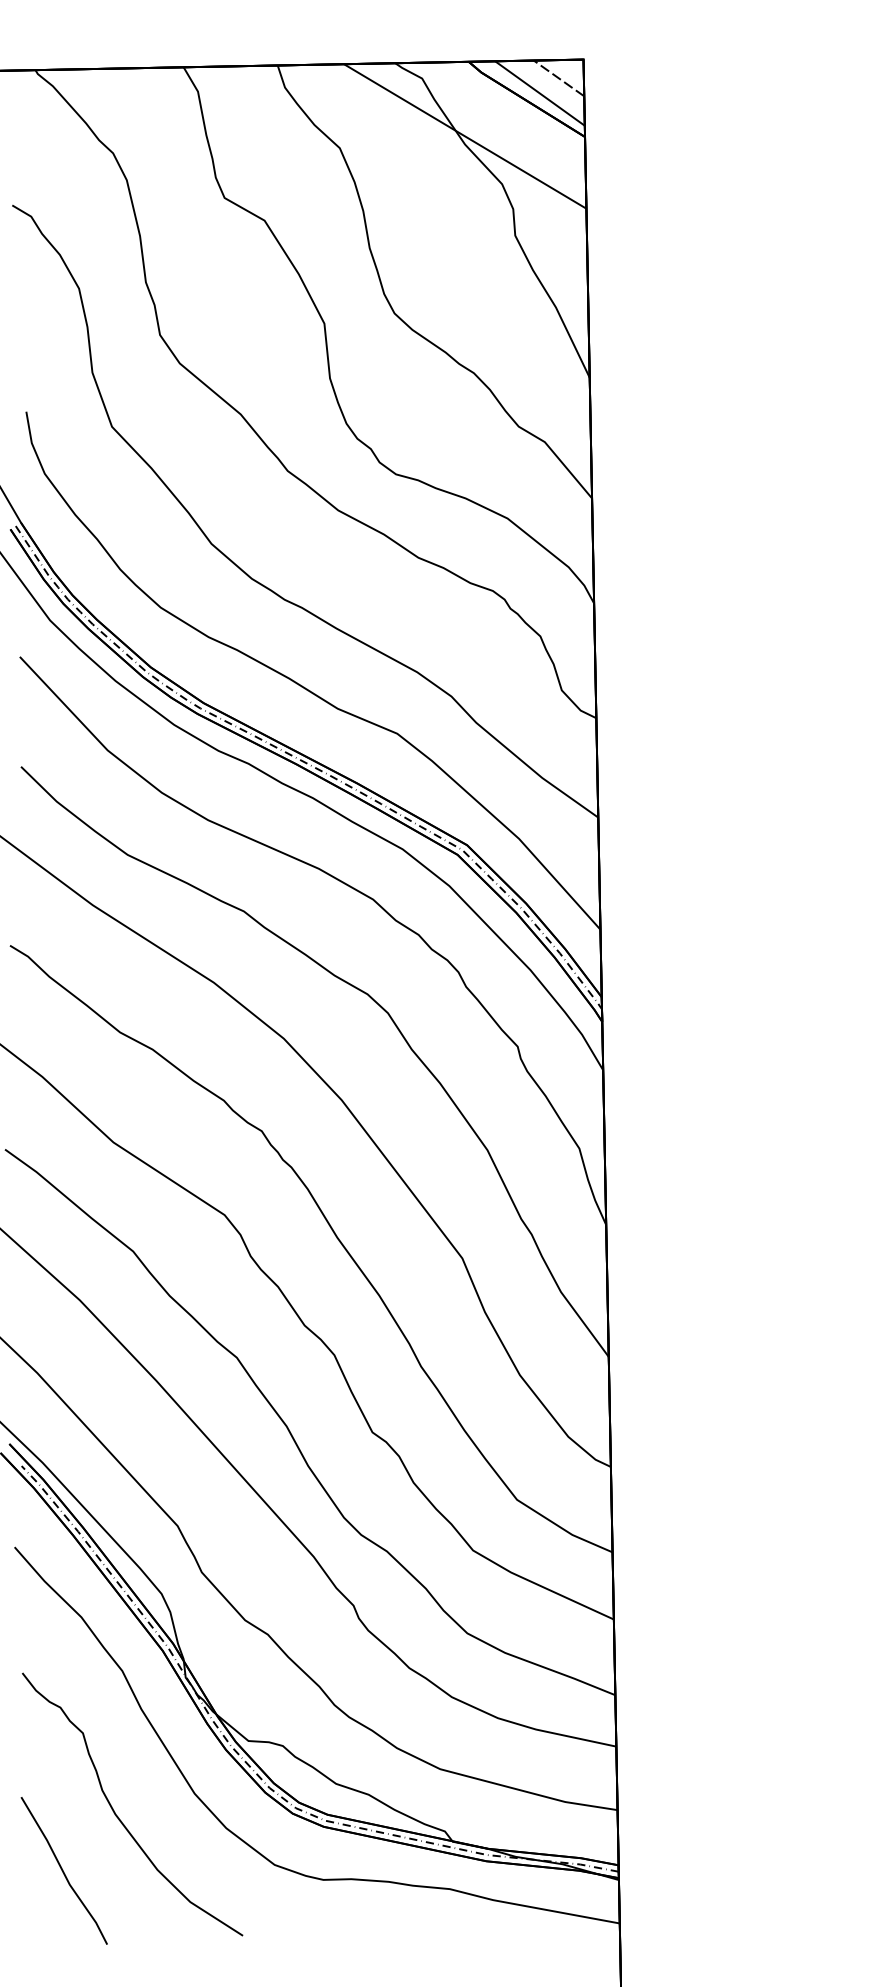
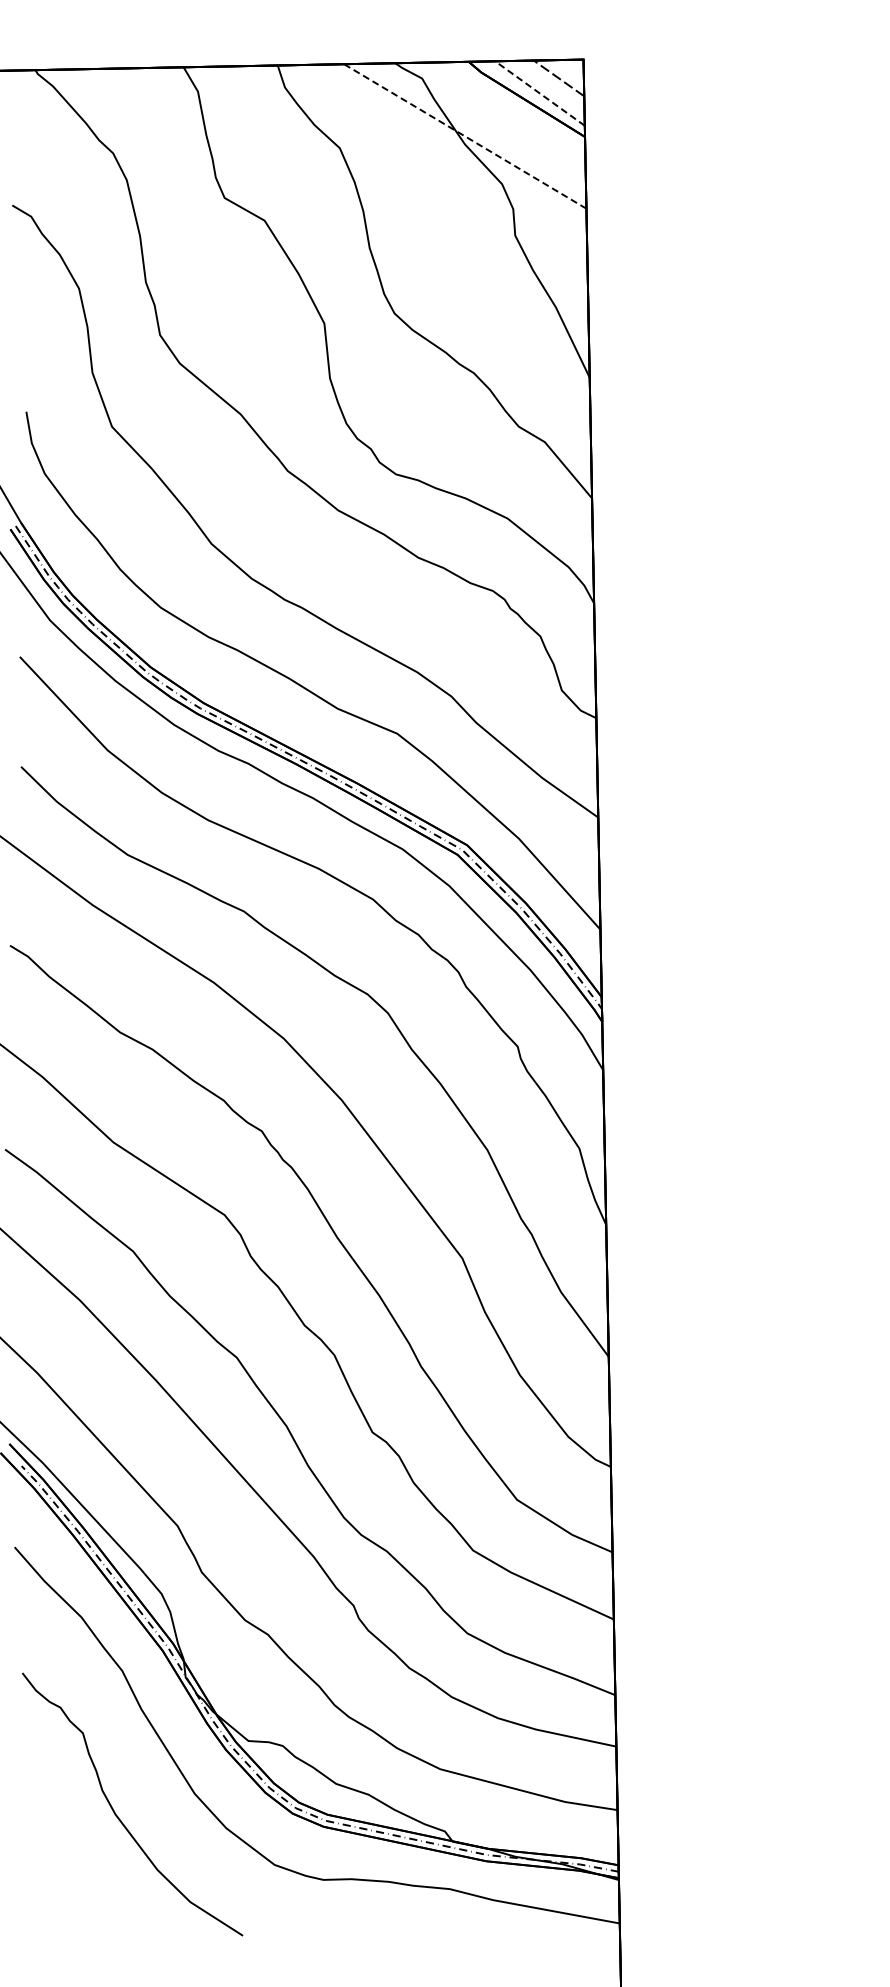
line: solid -> dashed (539, 93)
line: solid -> dashed (464, 136)
line: present -> none (63, 1870)
